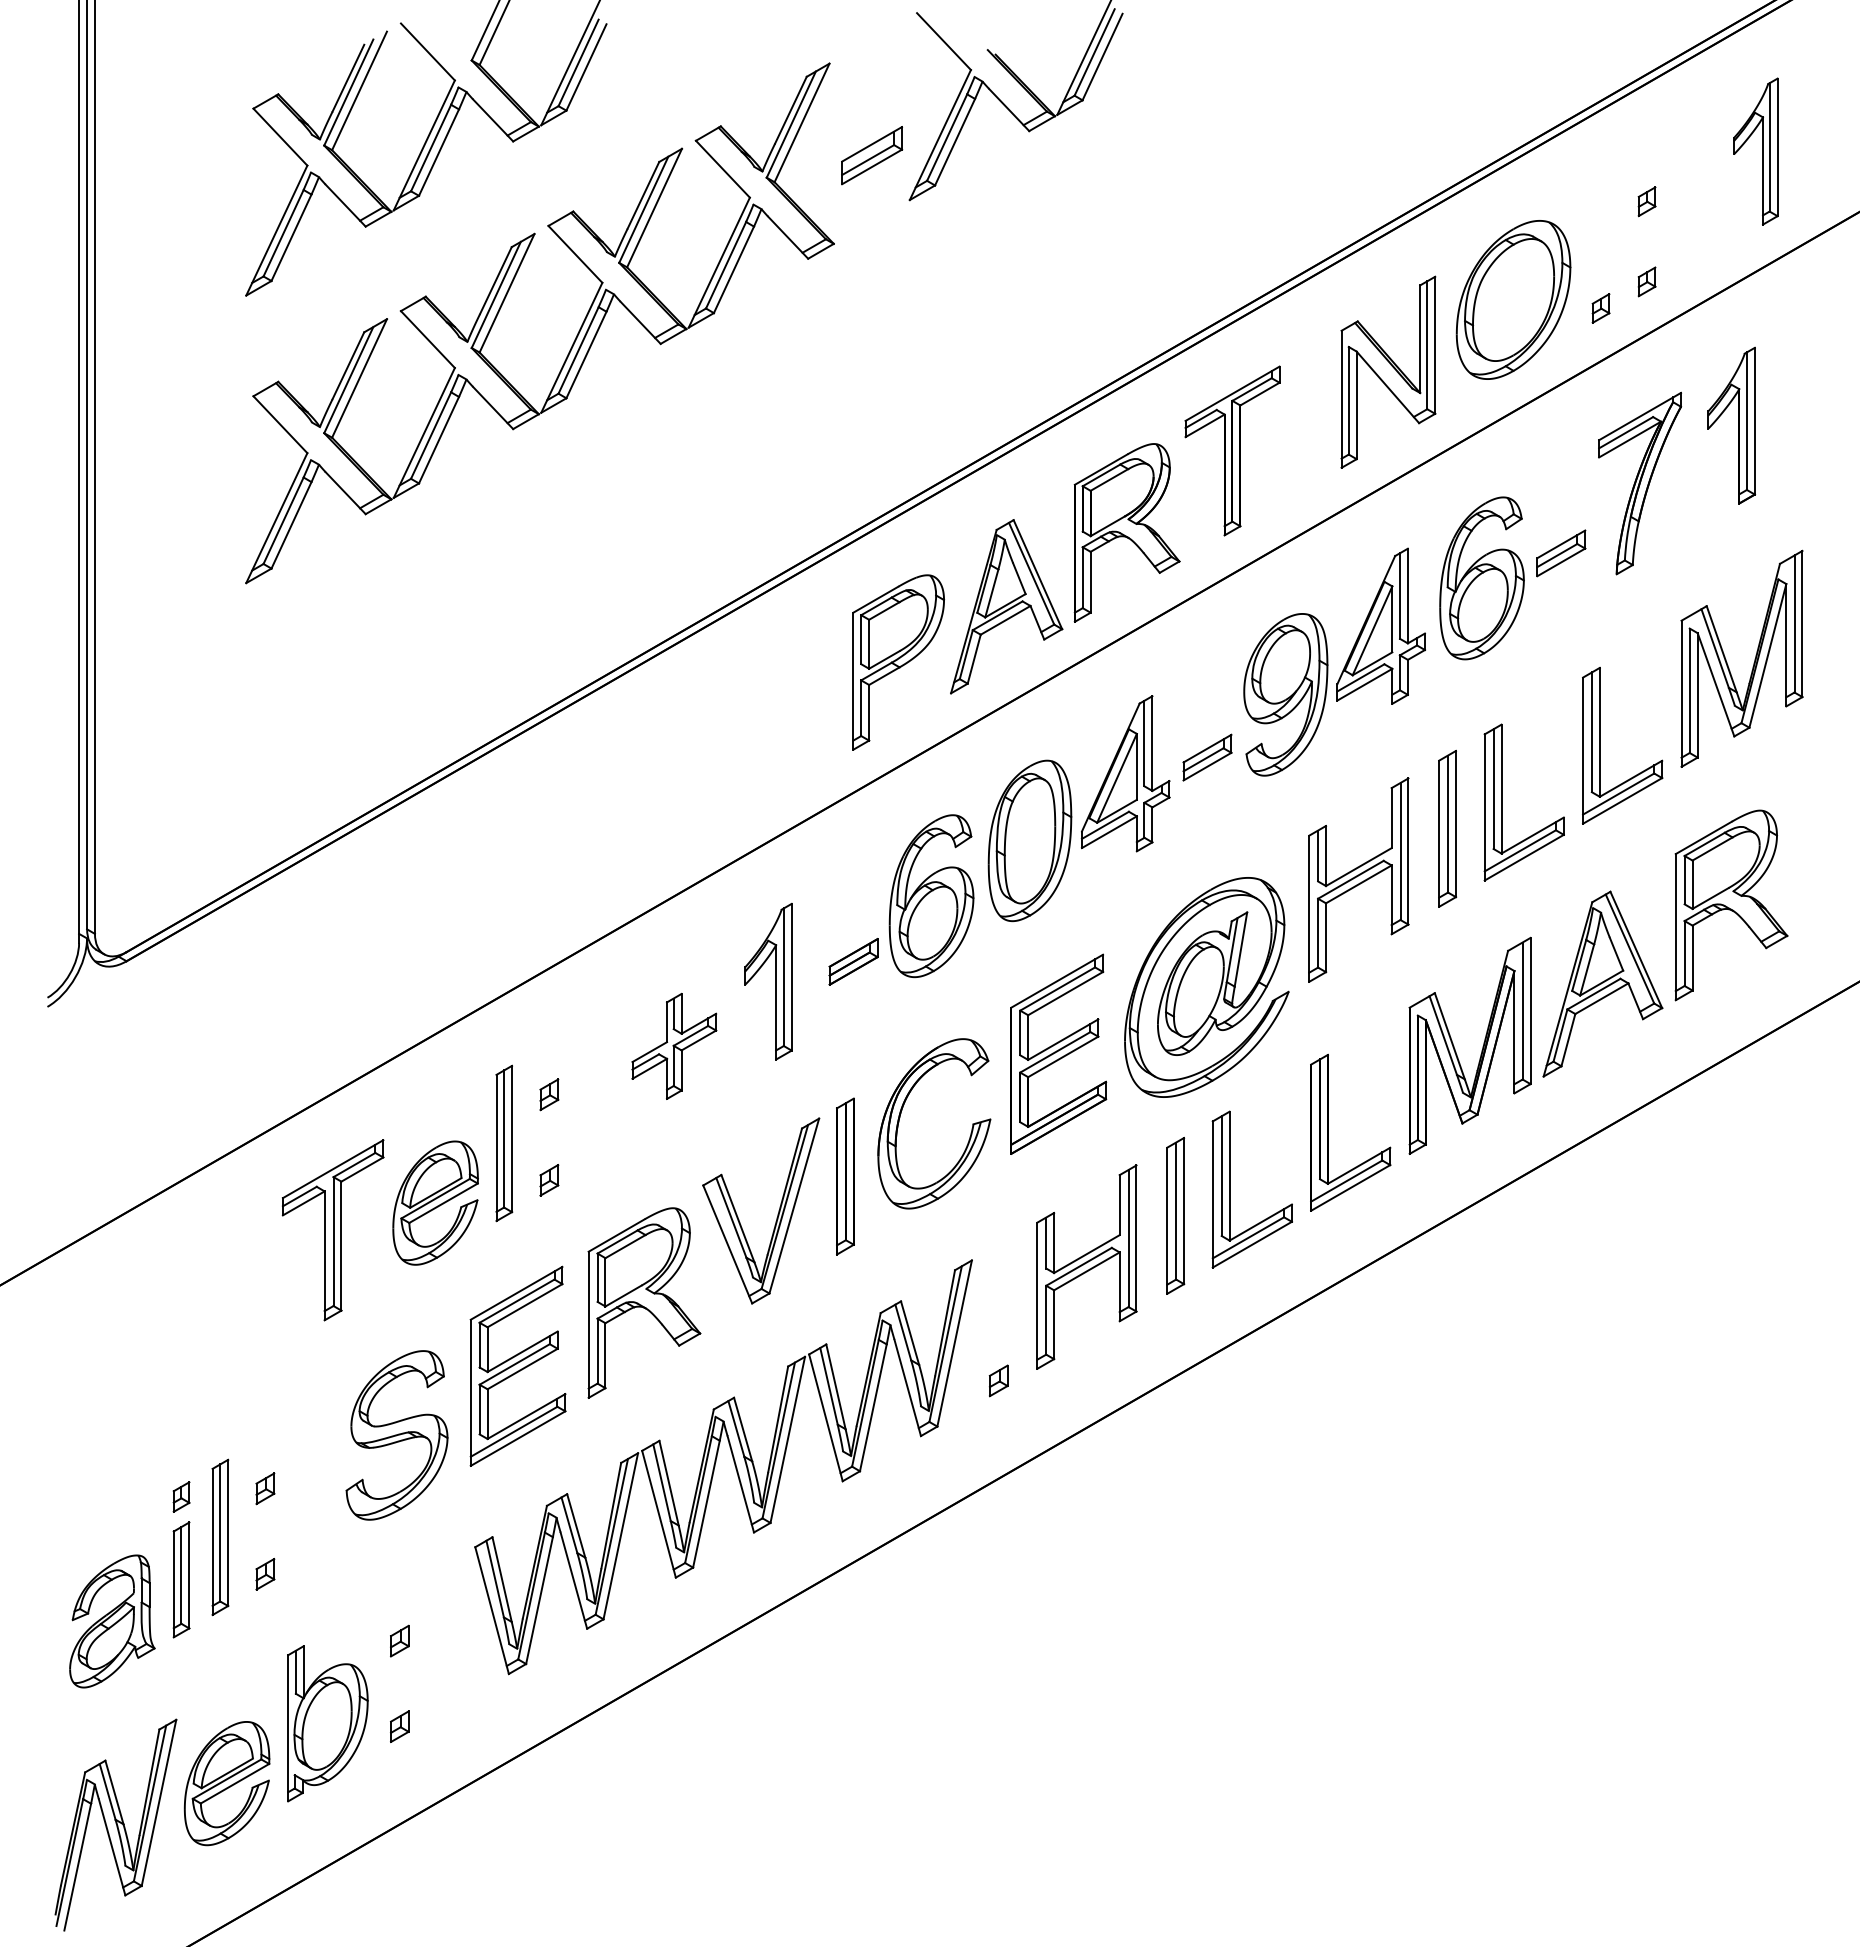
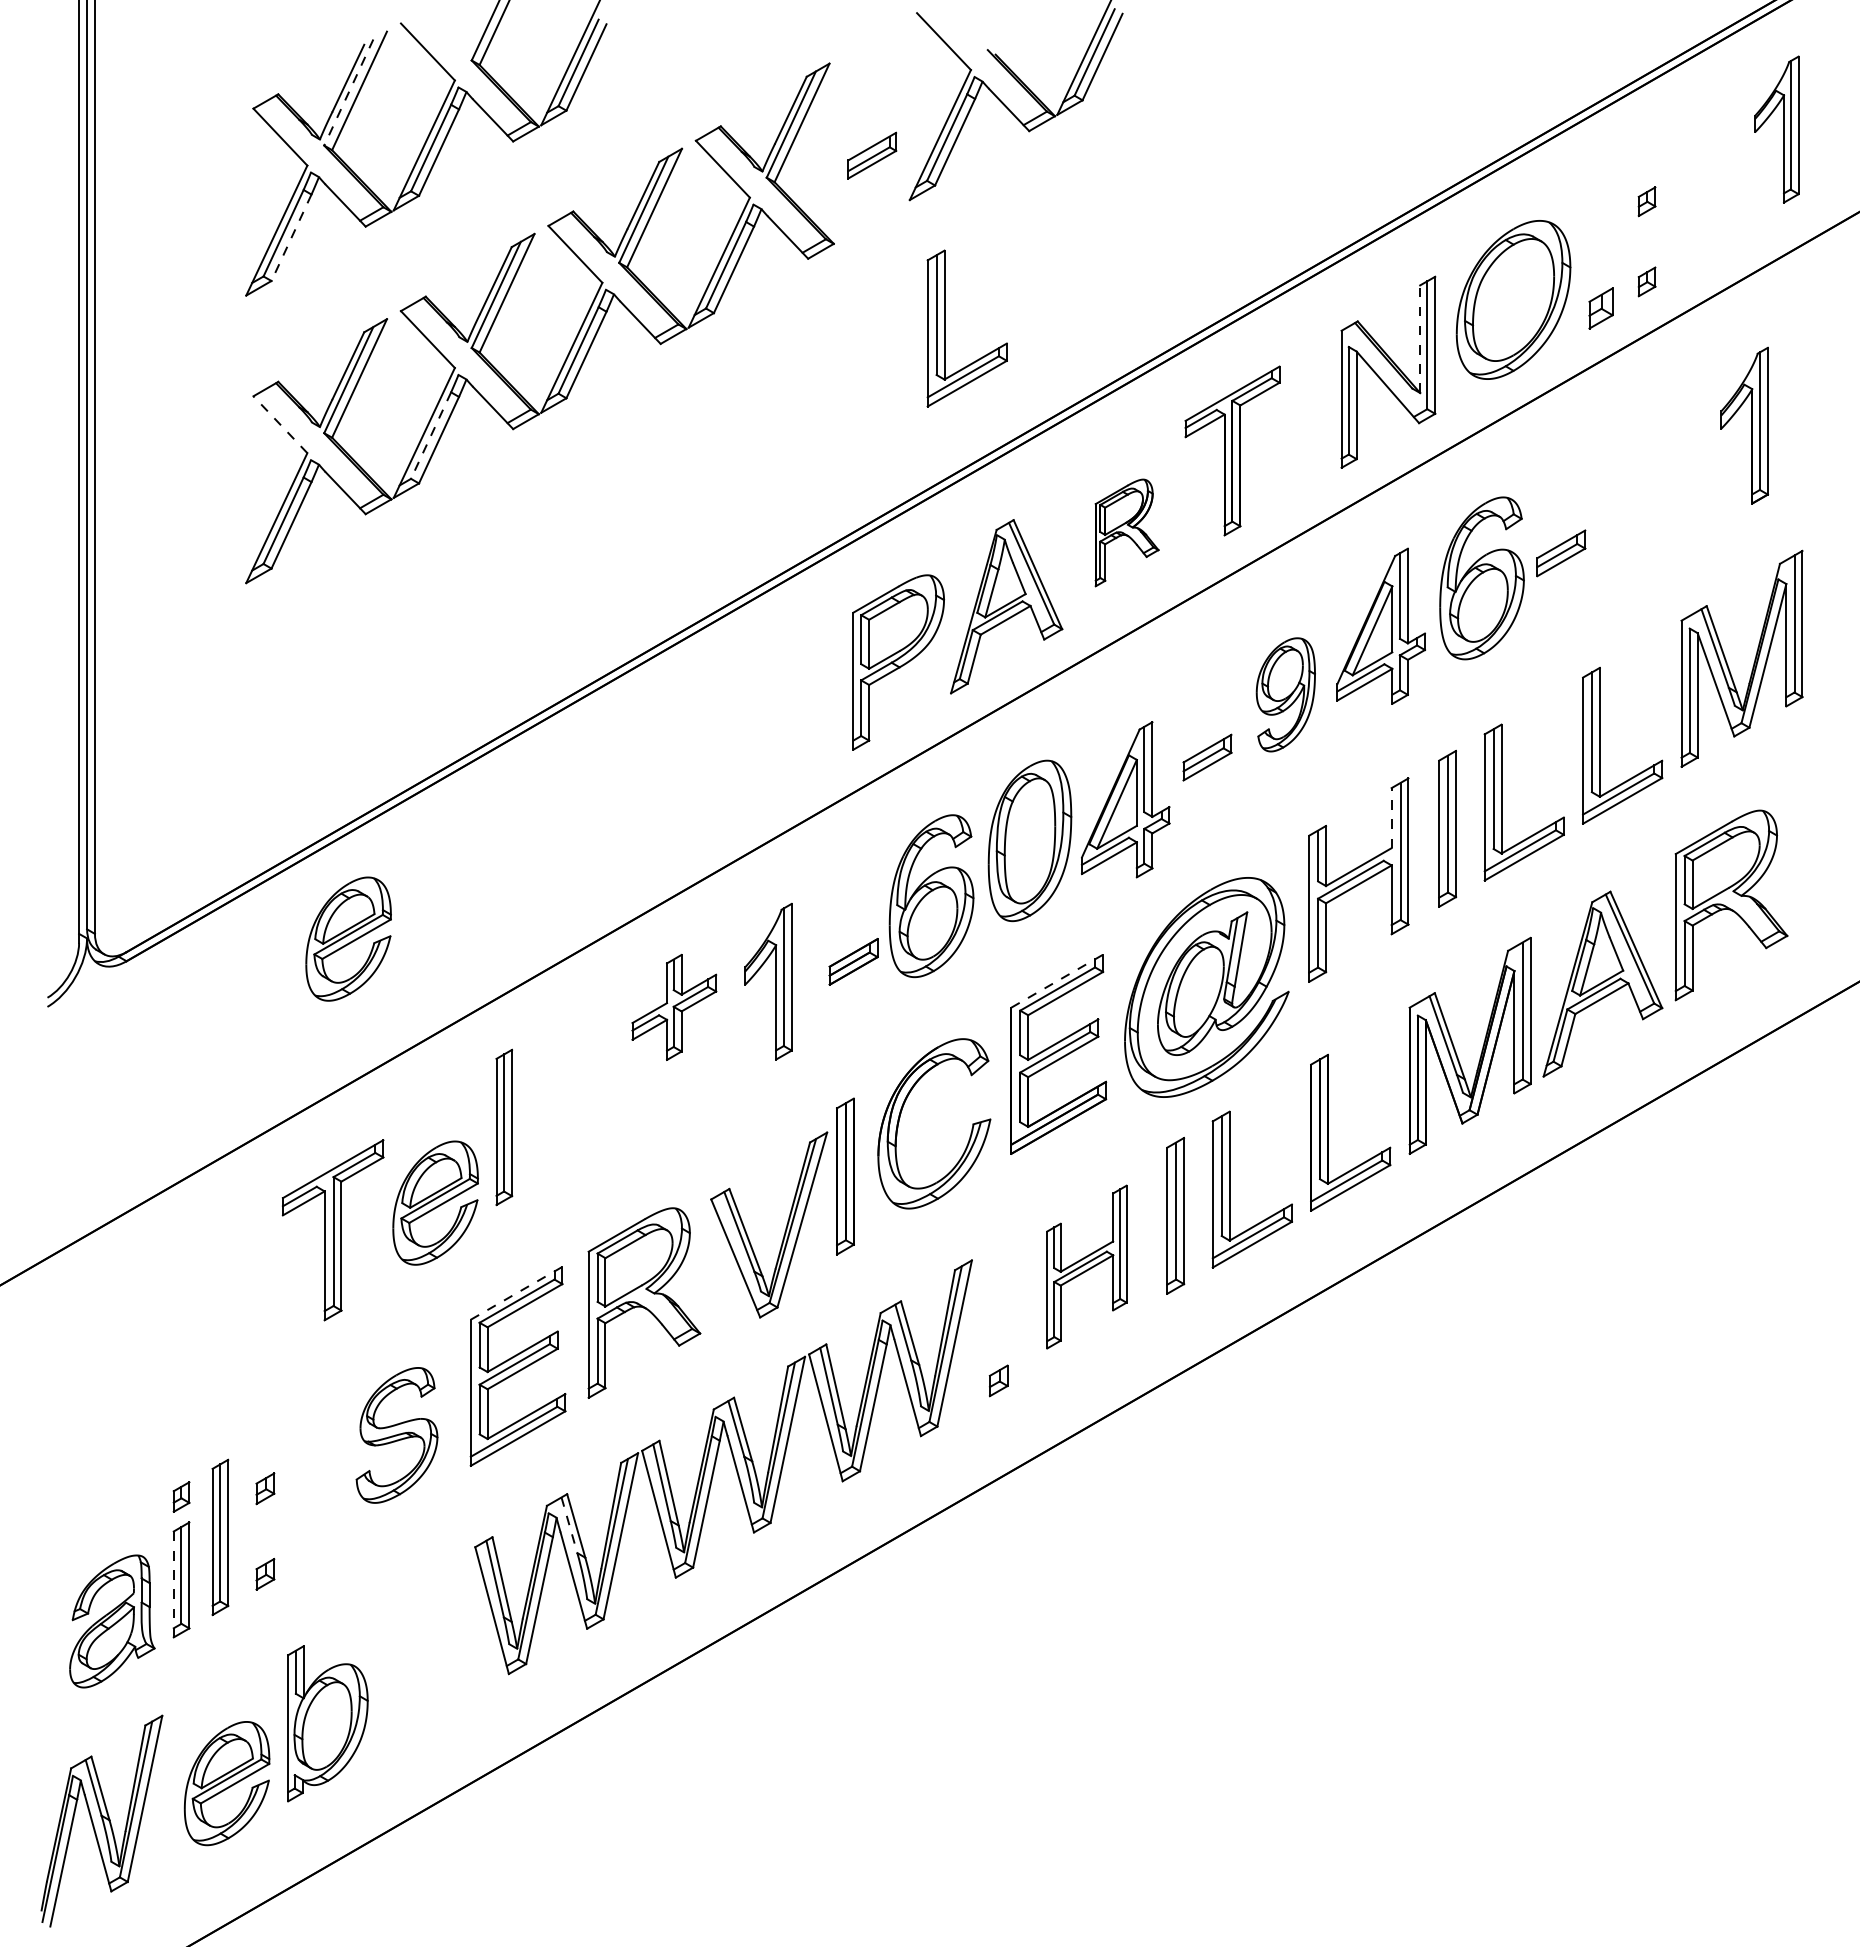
line: solid -> dashed (348, 93)
part position: (1762, 151) -> (1783, 129) (1783, 129)
part size: 63x60 px -> 51x49 px (872, 155)
line: solid -> dashed (291, 237)
part size: 20x31 px -> 26x43 px (1600, 308)
part: none -> present (945, 328)
line: solid -> dashed (1420, 339)
line: solid -> dashed (280, 424)
part position: (1738, 425) -> (1751, 425) (1751, 425)
line: solid -> dashed (431, 435)
part: present -> none (1640, 483)
part size: 108x180 px -> 66x110 px (1126, 532)
part size: 86x164 px -> 61x116 px (1285, 694)
part position: (1125, 773) -> (1125, 799) (1125, 799)
line: solid -> dashed (1391, 817)
part: none -> present (348, 938)
line: solid -> dashed (1057, 981)
part position: (674, 1045) -> (674, 1006) (674, 1006)
part: present -> none (549, 1094)
part position: (504, 1143) -> (504, 1127) (504, 1127)
part: present -> none (549, 1180)
part position: (777, 1214) -> (785, 1228) (785, 1228)
part size: 102x206 px -> 82x166 px (1086, 1266)
line: solid -> dashed (516, 1293)
part size: 104x171 px -> 84x137 px (396, 1435)
line: solid -> dashed (569, 1525)
line: solid -> dashed (173, 1584)
part: present -> none (399, 1640)
part: present -> none (399, 1726)
part position: (115, 1824) -> (101, 1820) (101, 1820)
